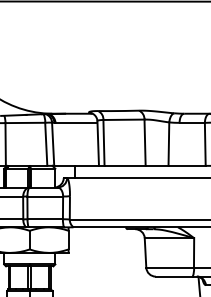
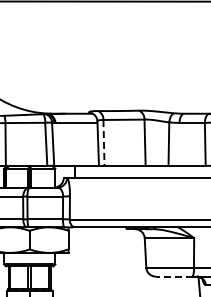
line: solid -> dashed (103, 142)
line: solid -> dashed (173, 276)
